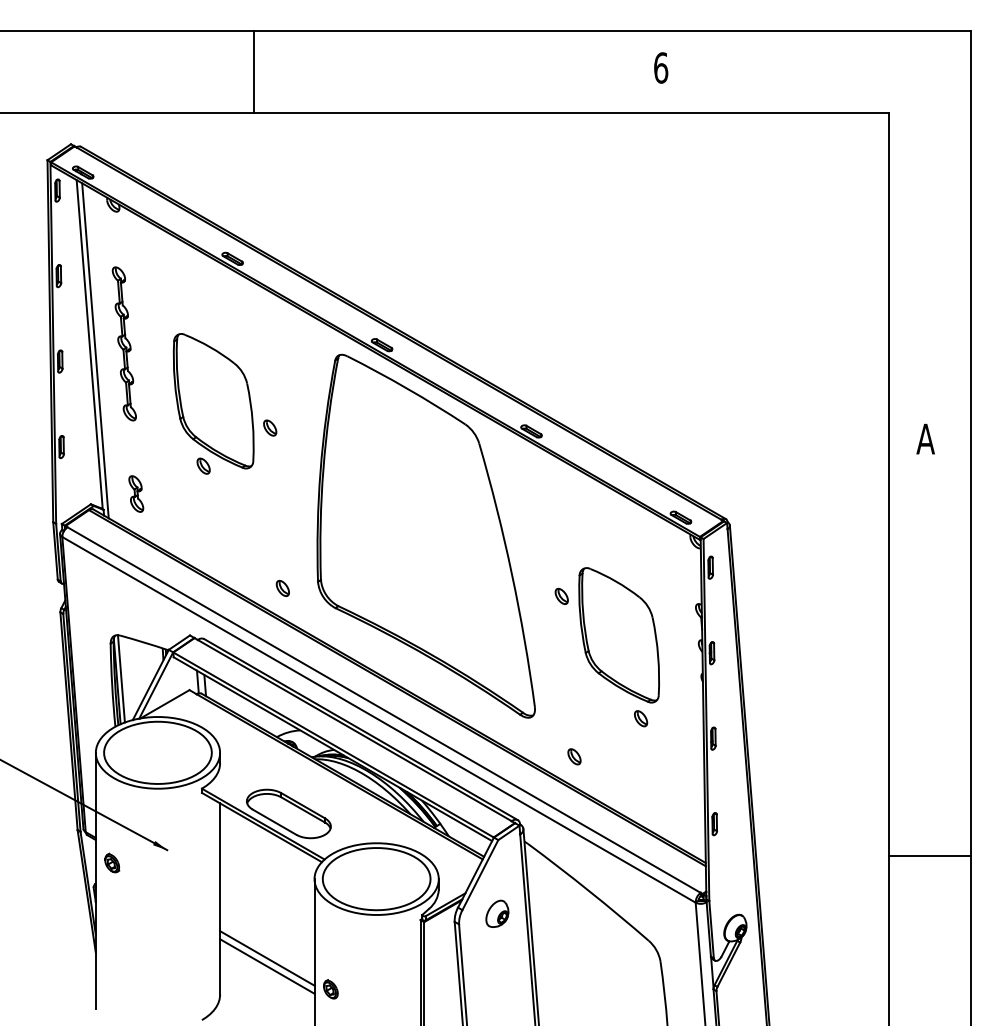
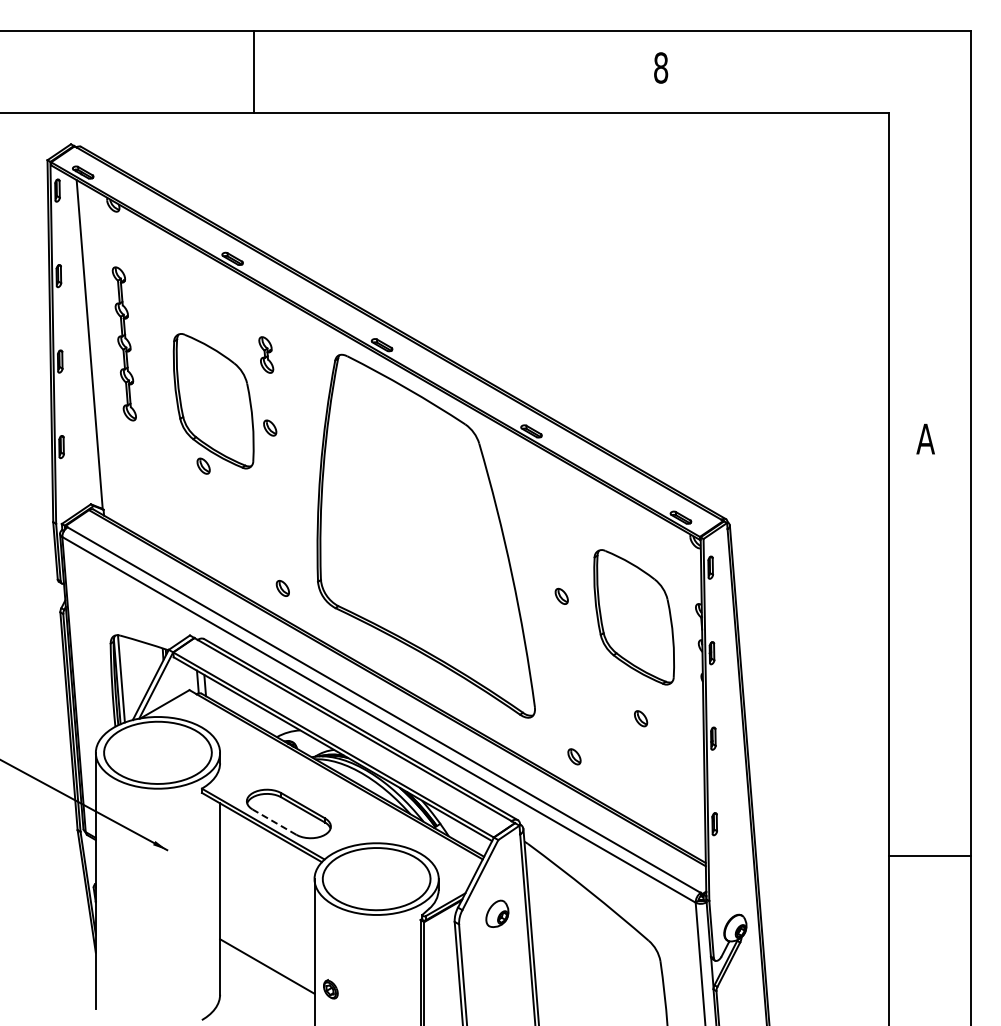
text: 6 -> 8 (661, 67)
line: present -> none (95, 350)
part position: (136, 493) -> (266, 354) (266, 354)
part position: (618, 635) -> (633, 617) (633, 617)
line: solid -> dashed (274, 821)
part: present -> none (112, 862)
line: present -> none (267, 958)
